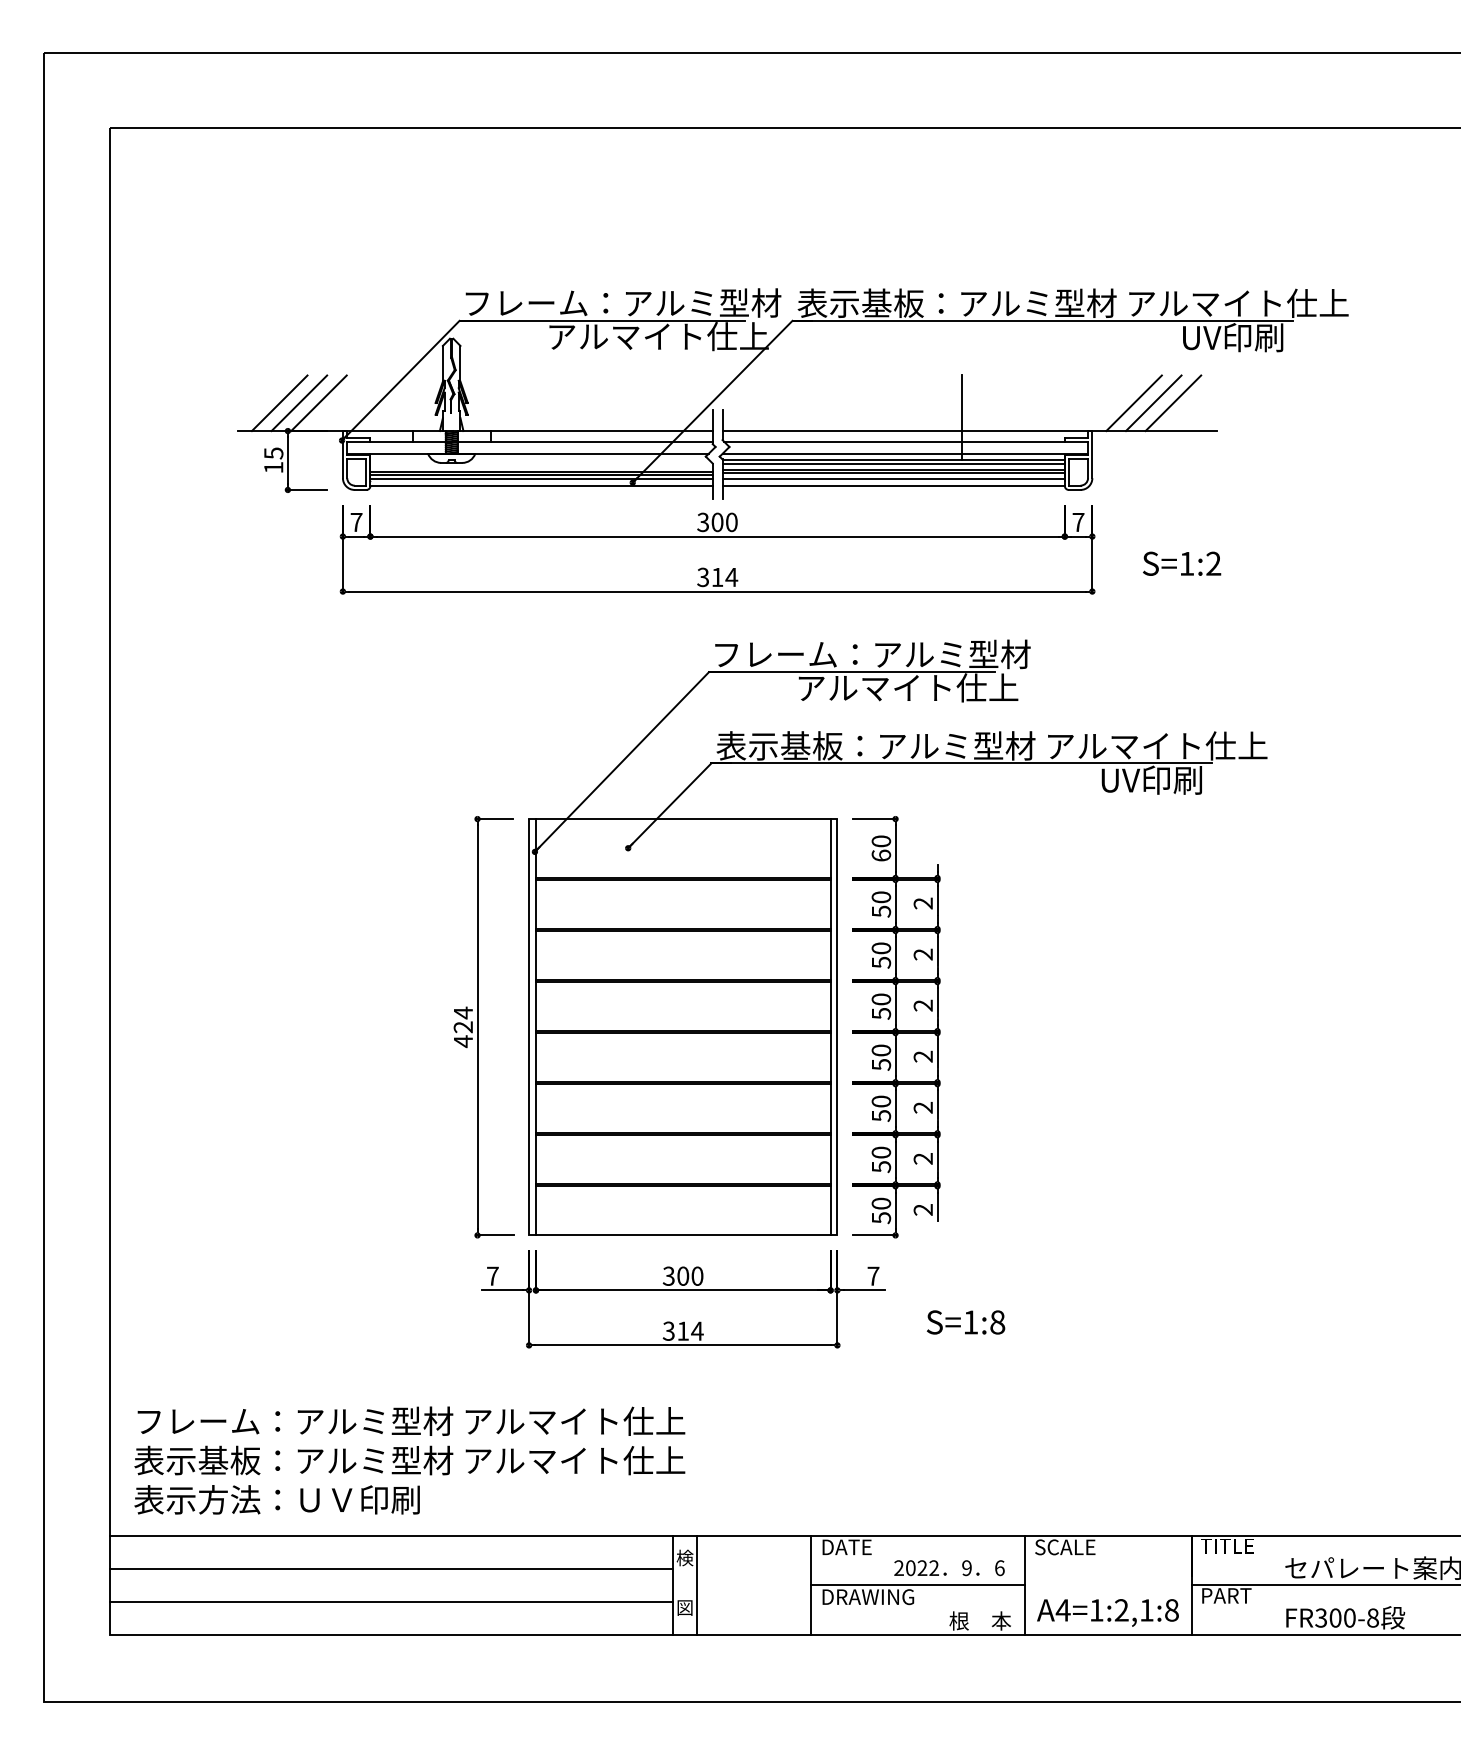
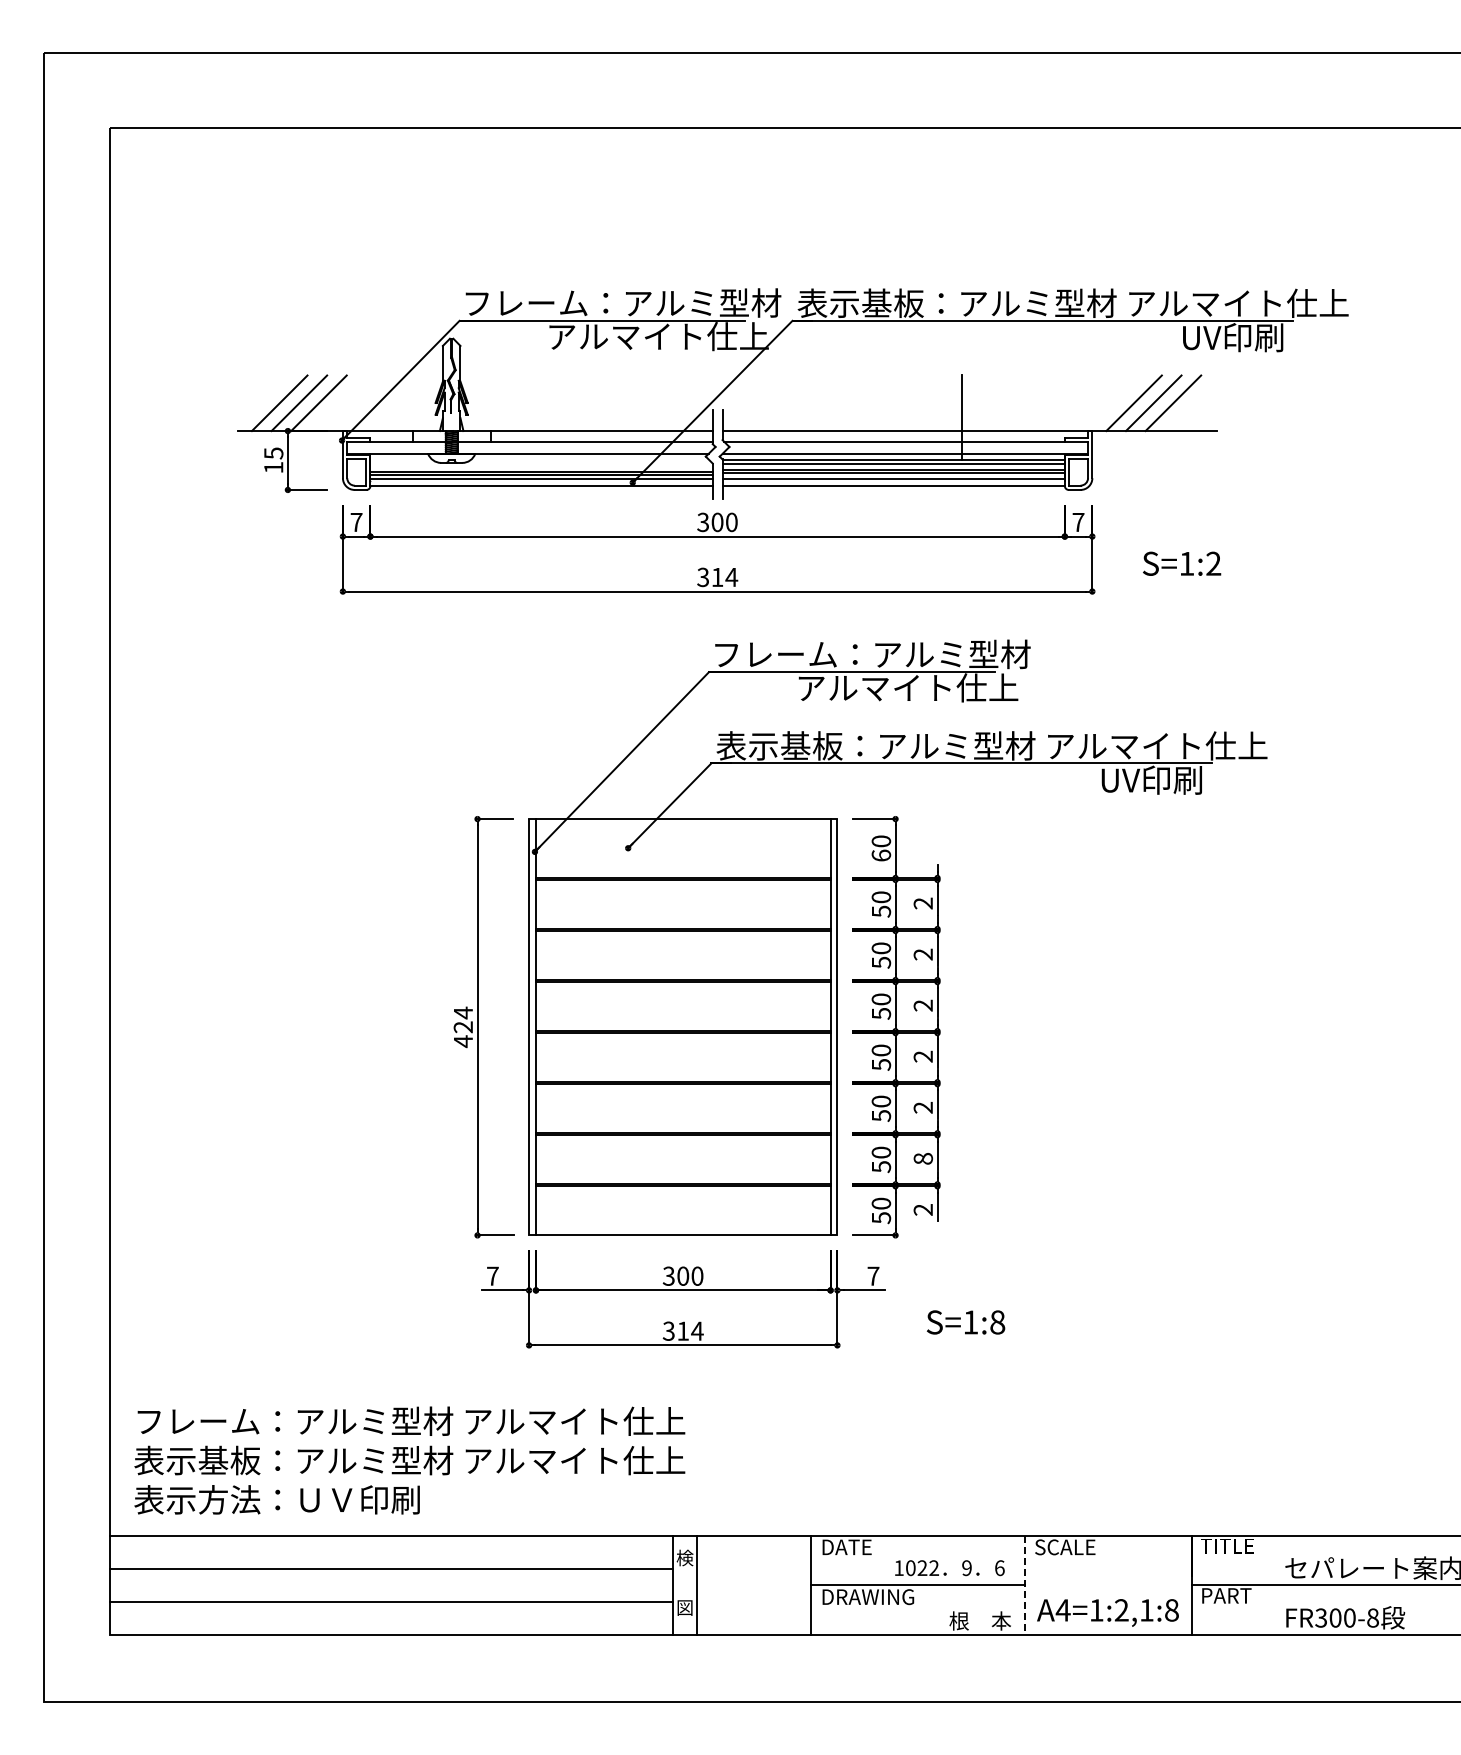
text: 2 -> 8 (923, 1158)
text: 2022 -> 1022 (898, 1567)
line: solid -> dashed (1024, 1585)
